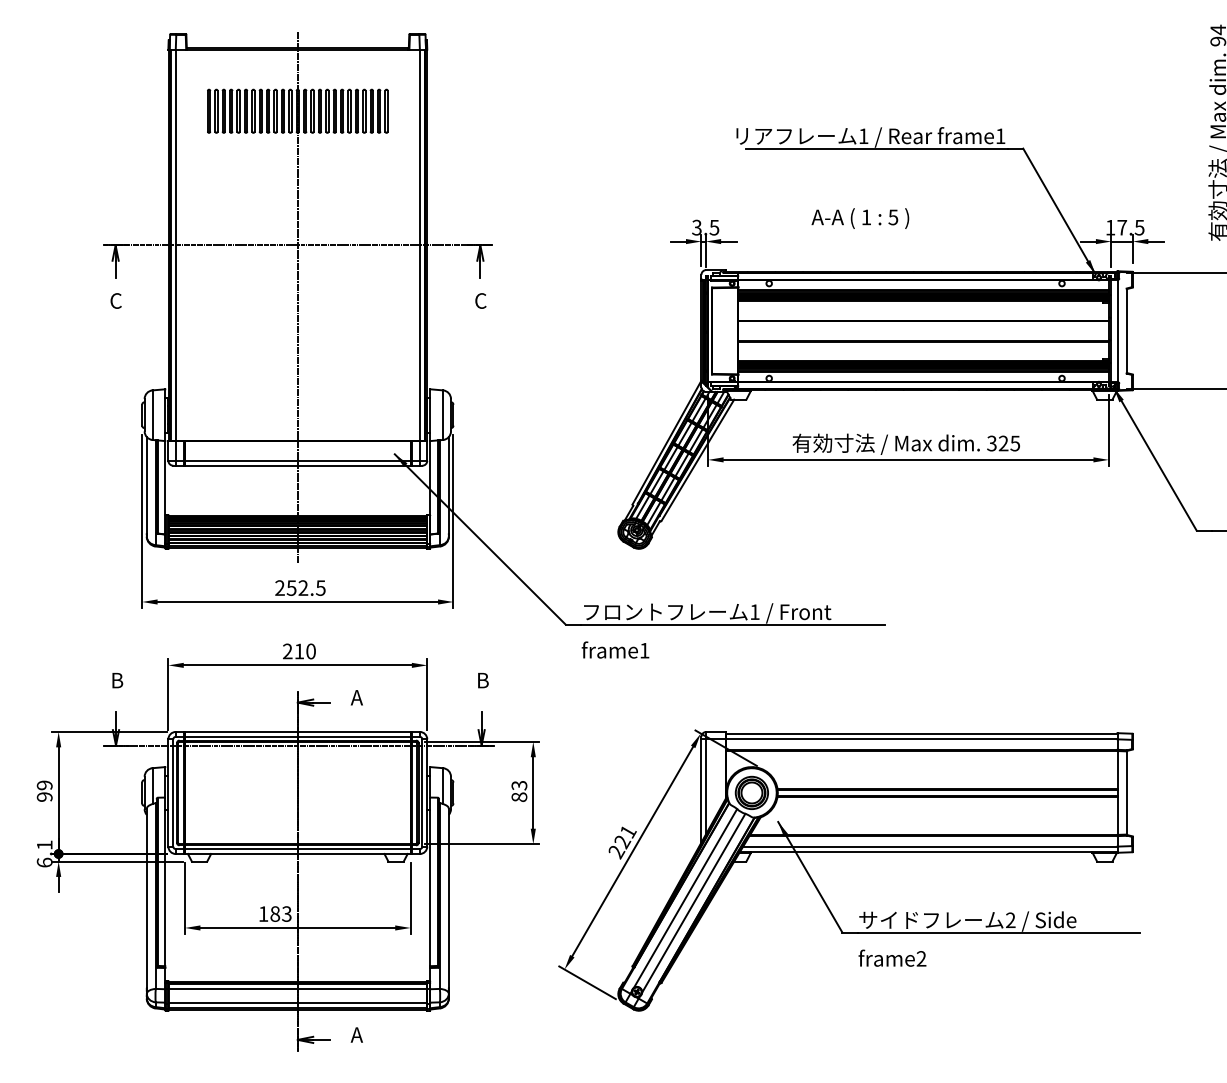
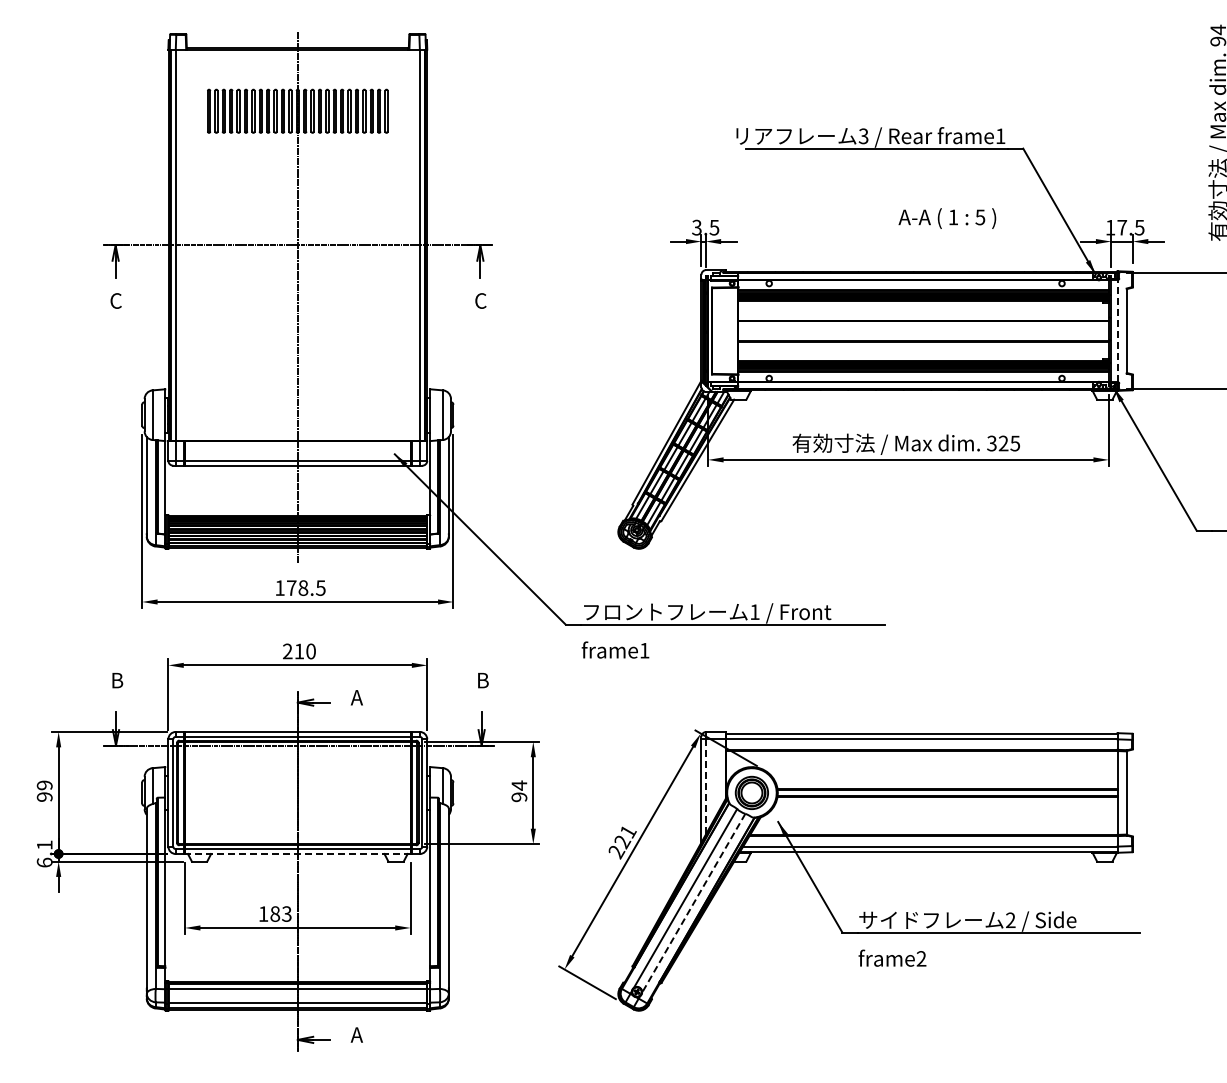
text: 1 -> 3 (863, 136)
text position: (860, 218) -> (947, 218) (947, 218)
line: solid -> dashed (1117, 331)
text: 252.5 -> 178.5 (291, 587)
line: solid -> dashed (706, 786)
text: 83 -> 94 (519, 791)
line: solid -> dashed (297, 854)
line: solid -> dashed (693, 903)
